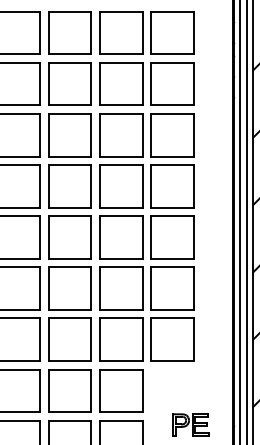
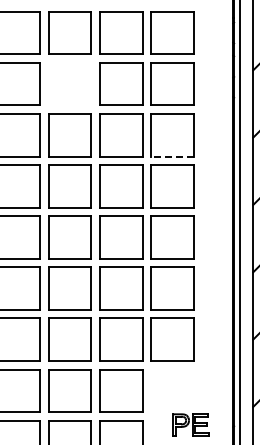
part: present -> none (69, 83)
line: solid -> dashed (171, 156)
line: present -> none (246, 221)
